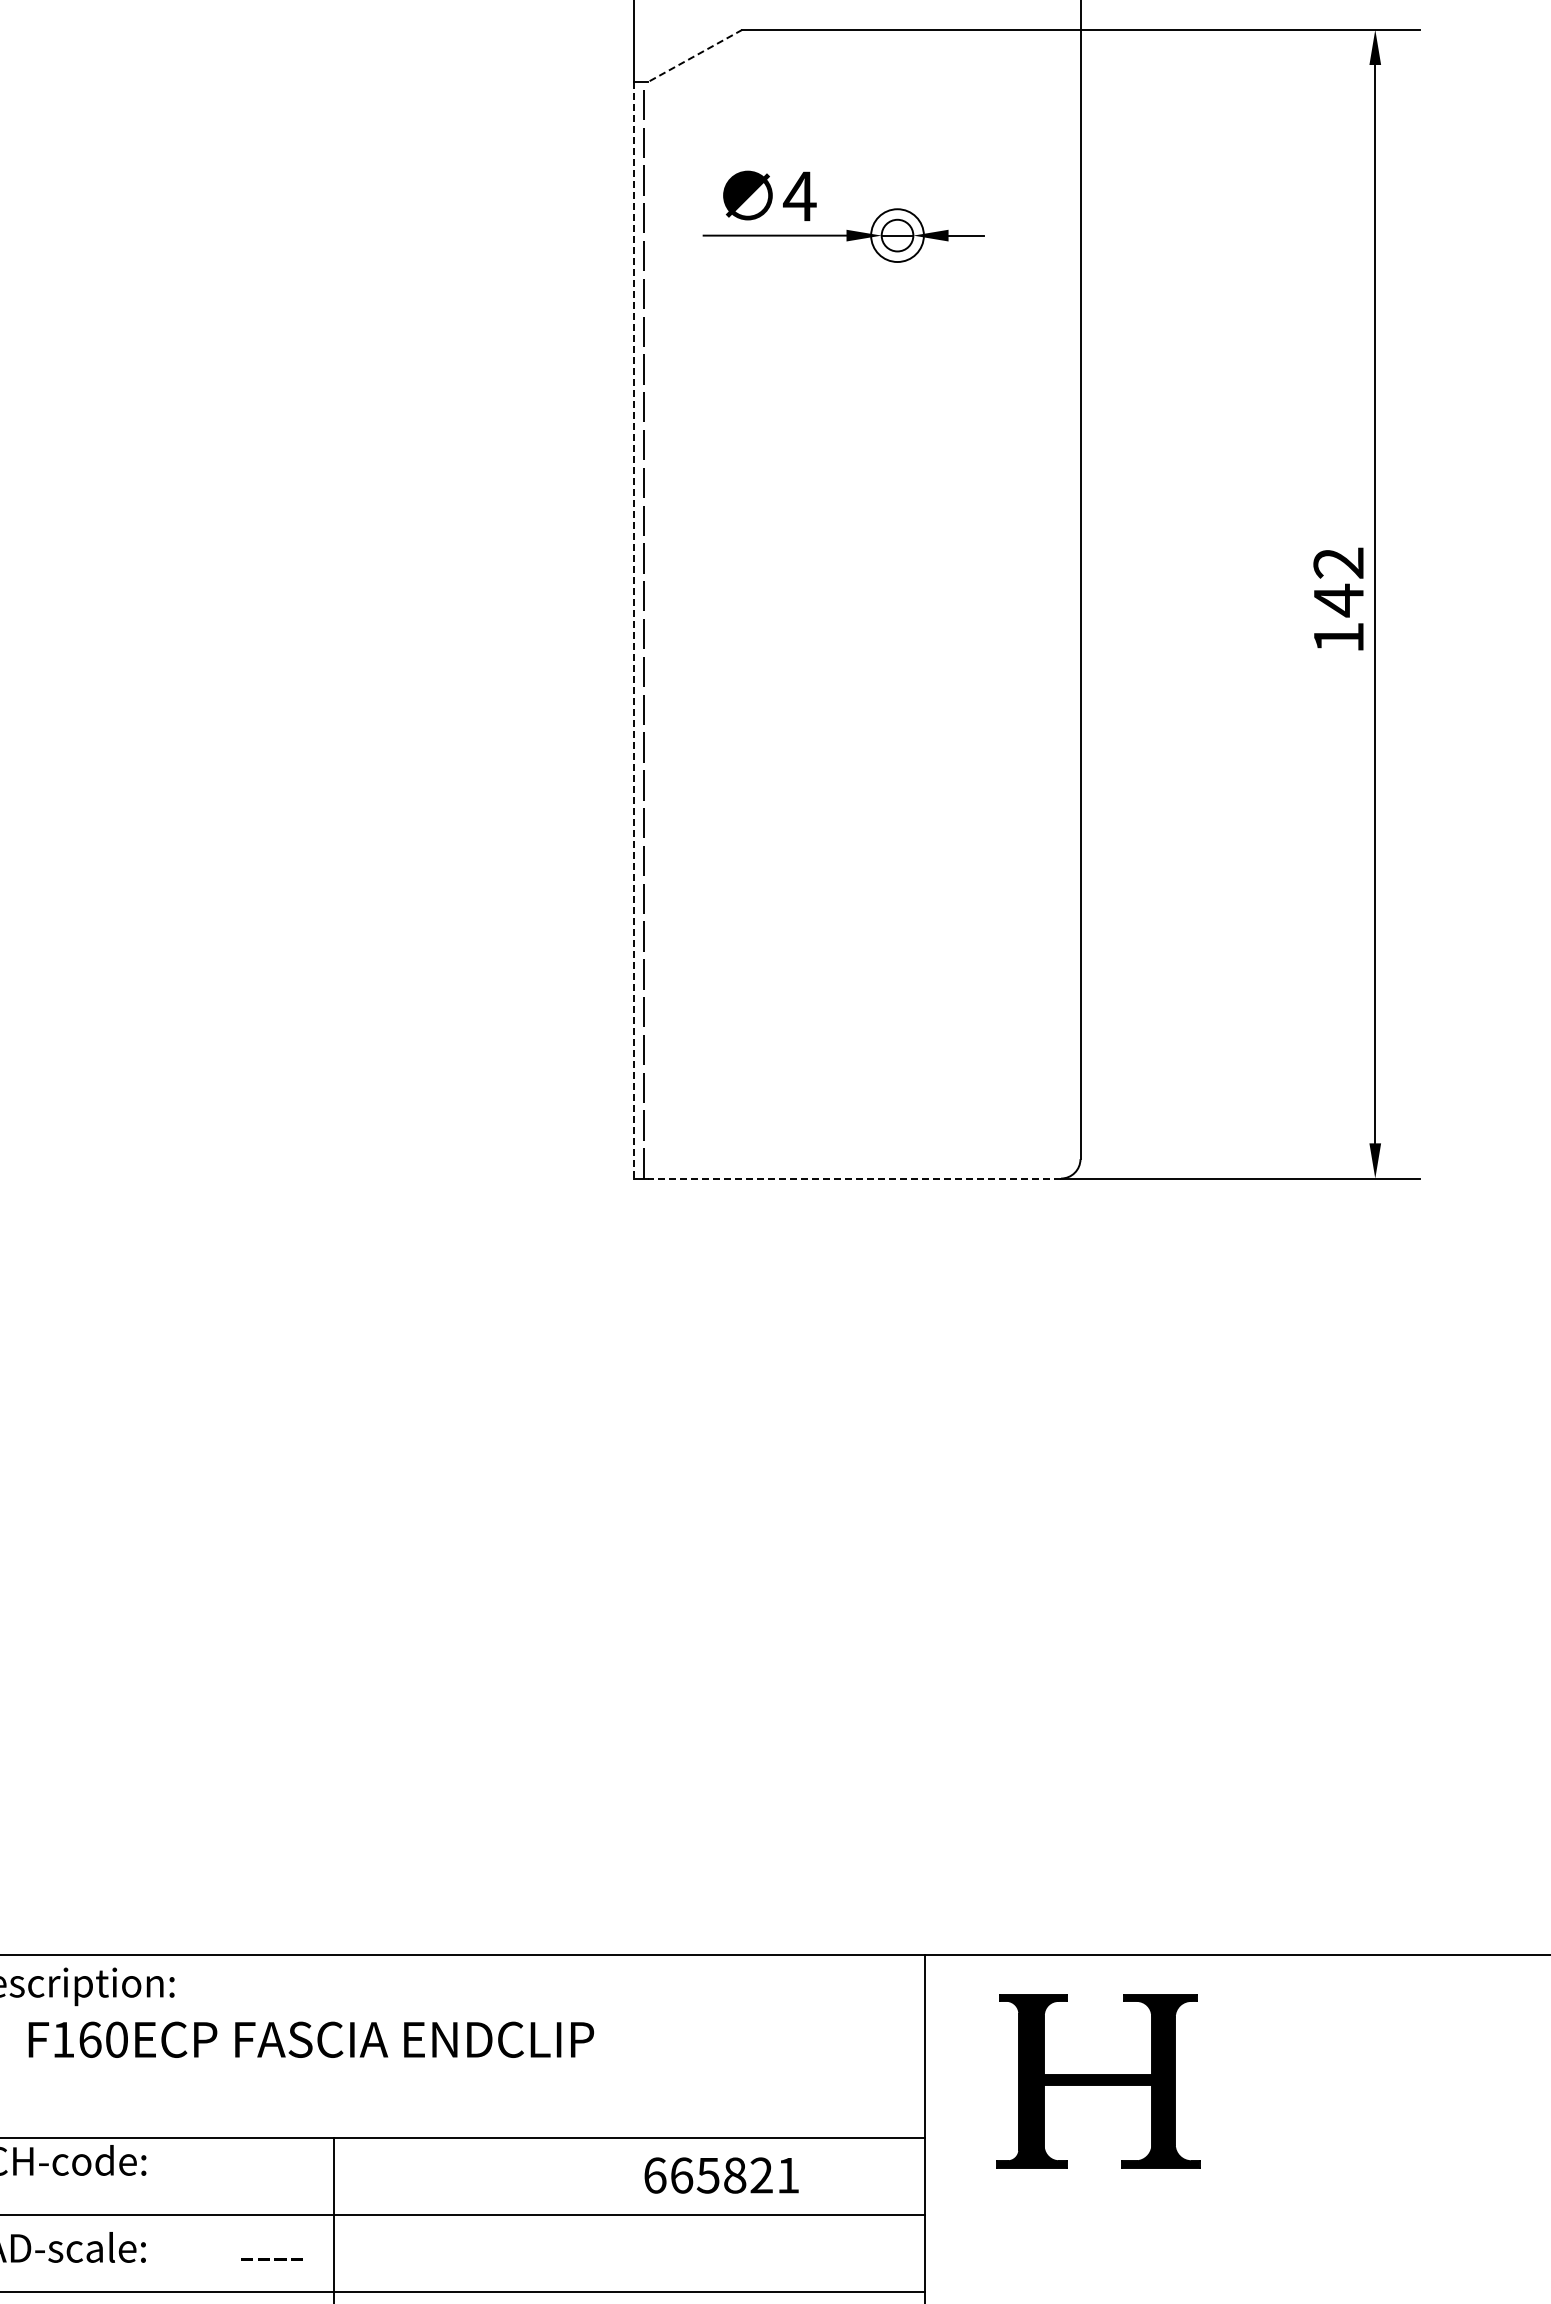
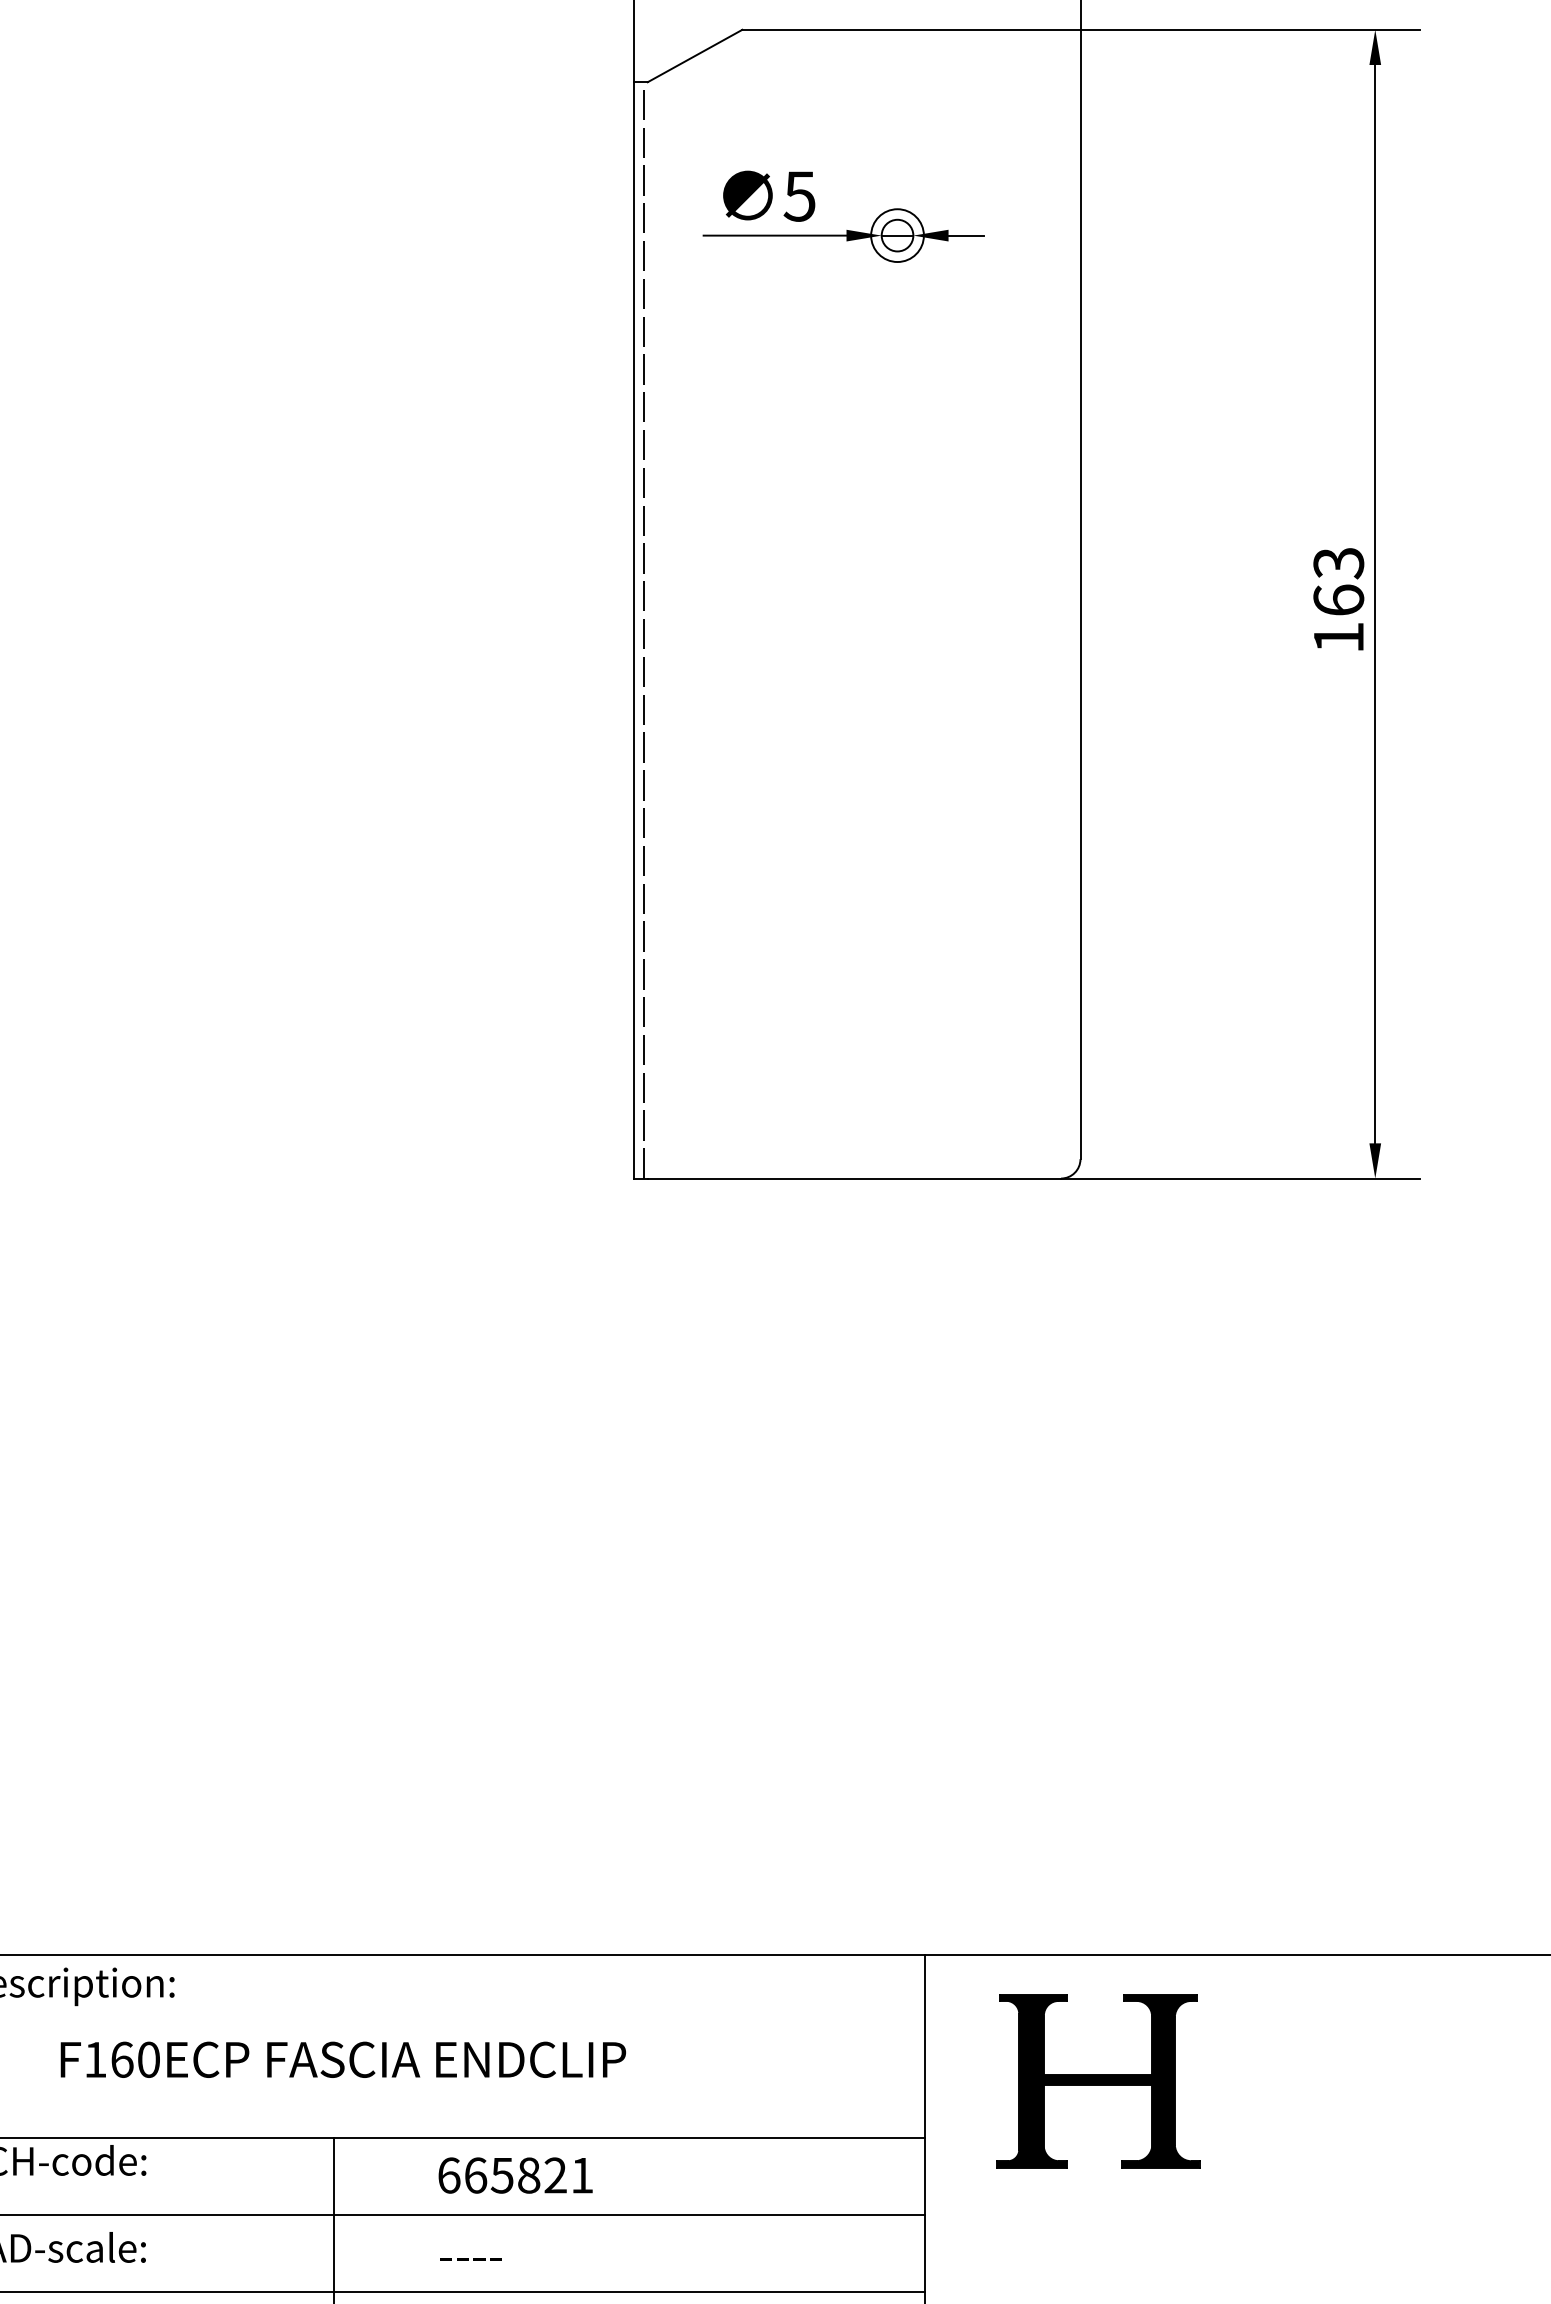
line: dashed -> solid (694, 56)
text: 4 -> 5 (799, 196)
text: 142 -> 163 (1338, 582)
line: dashed -> solid (633, 630)
line: dashed -> solid (854, 1178)
text position: (310, 2039) -> (342, 2059) (342, 2059)
text position: (721, 2175) -> (515, 2175) (515, 2175)
text position: (271, 2259) -> (470, 2259) (470, 2259)
